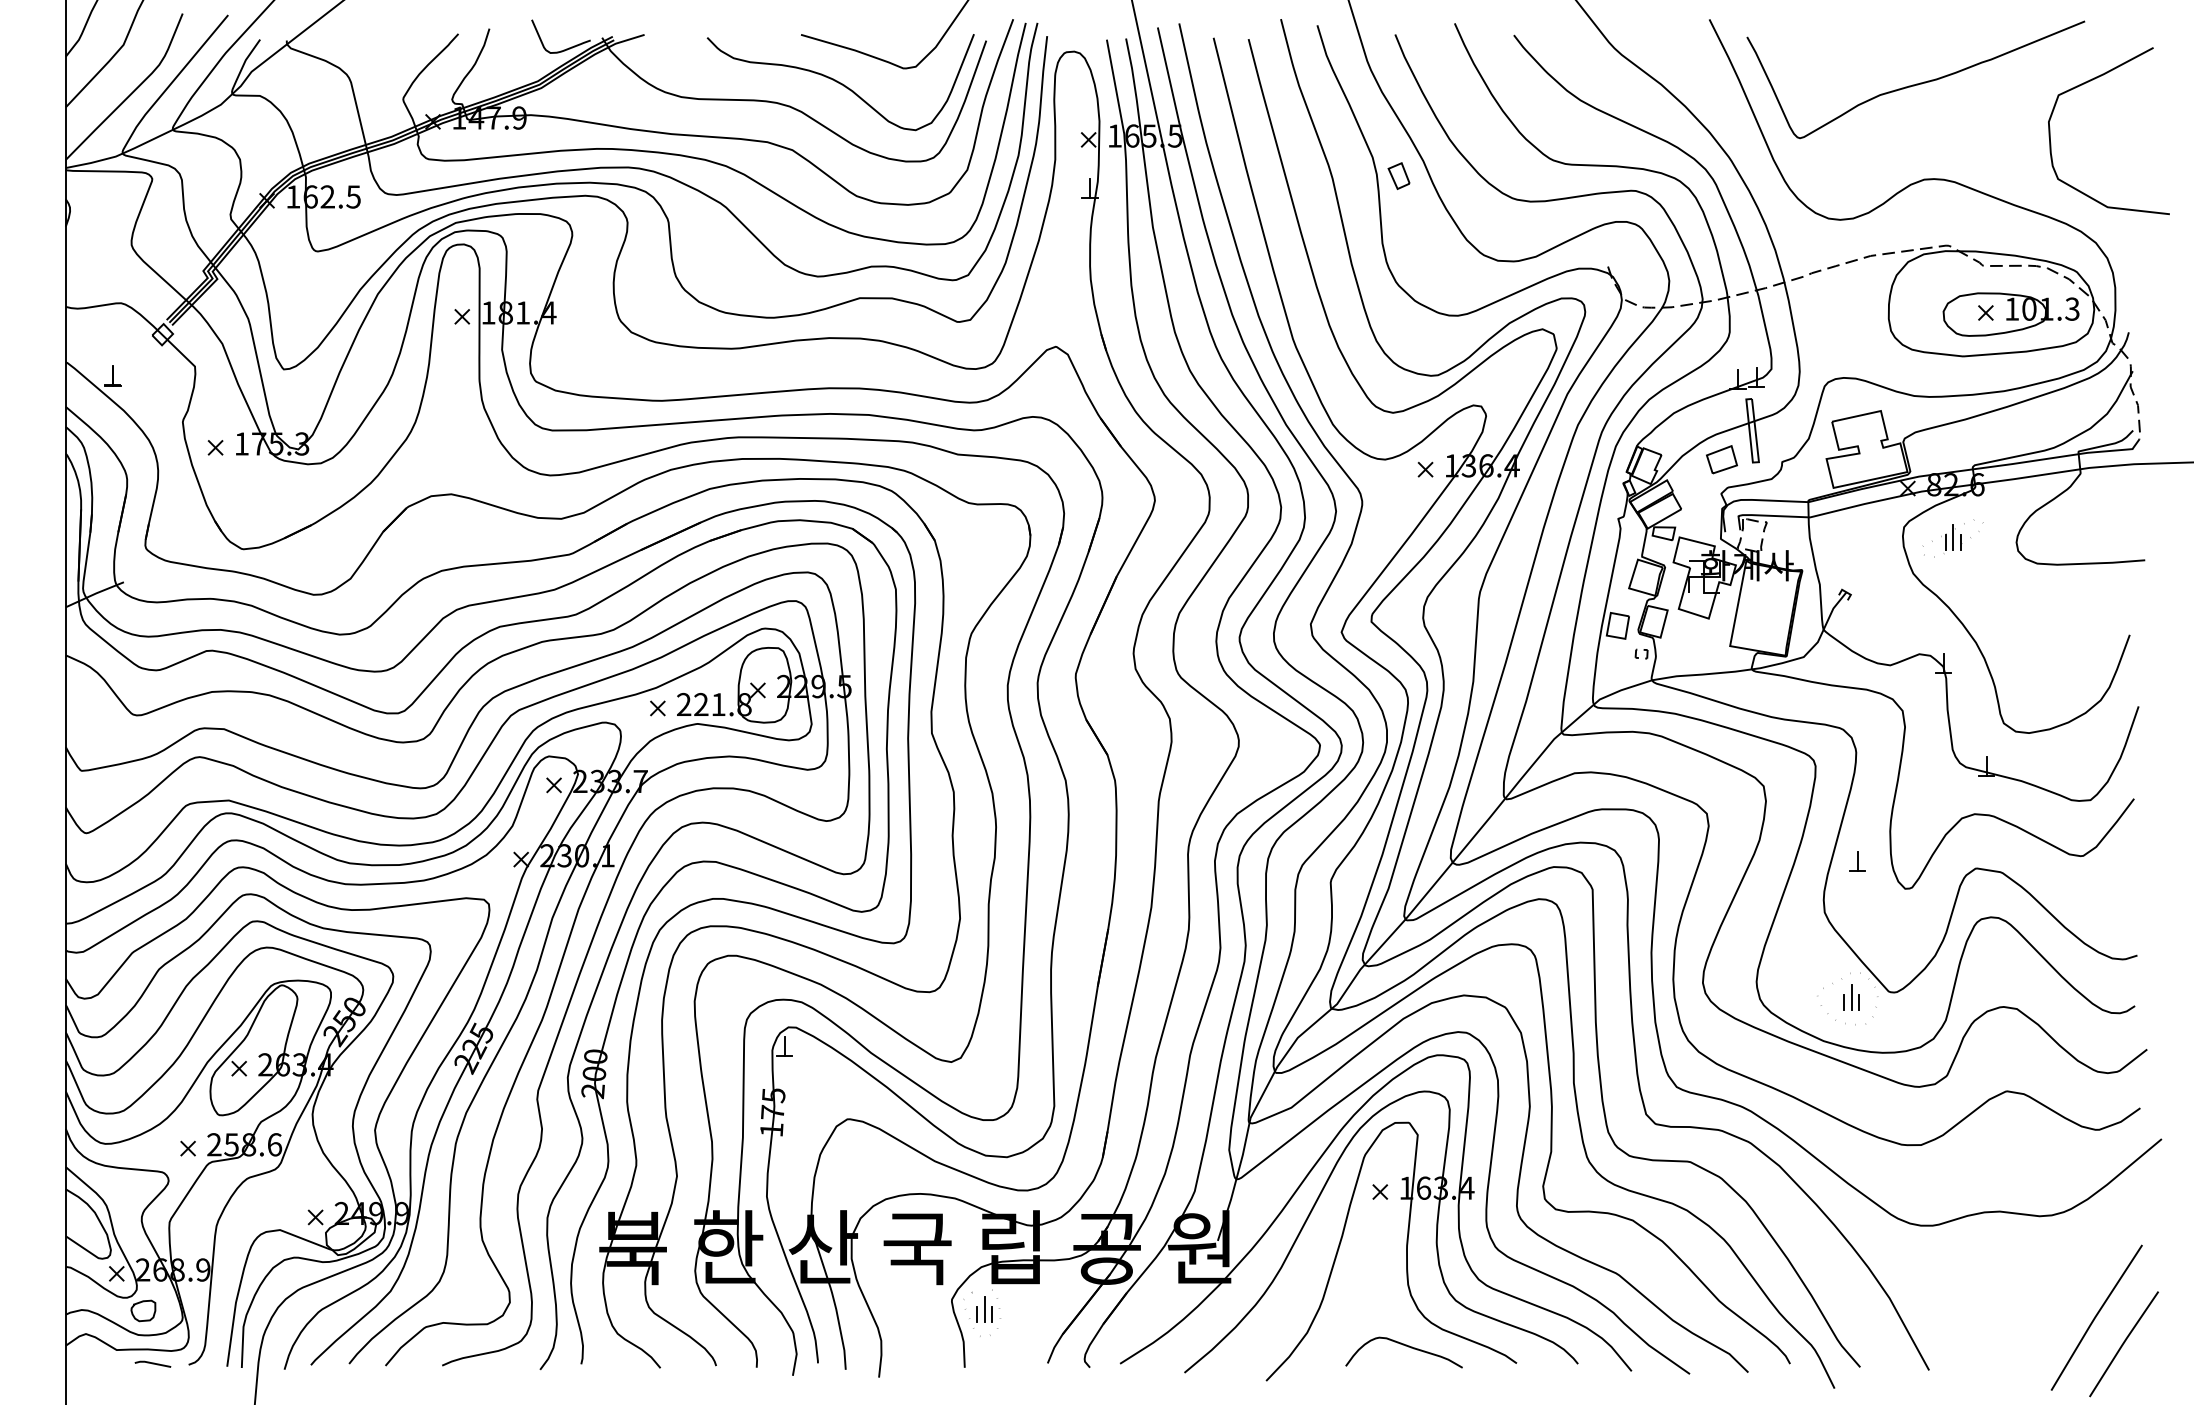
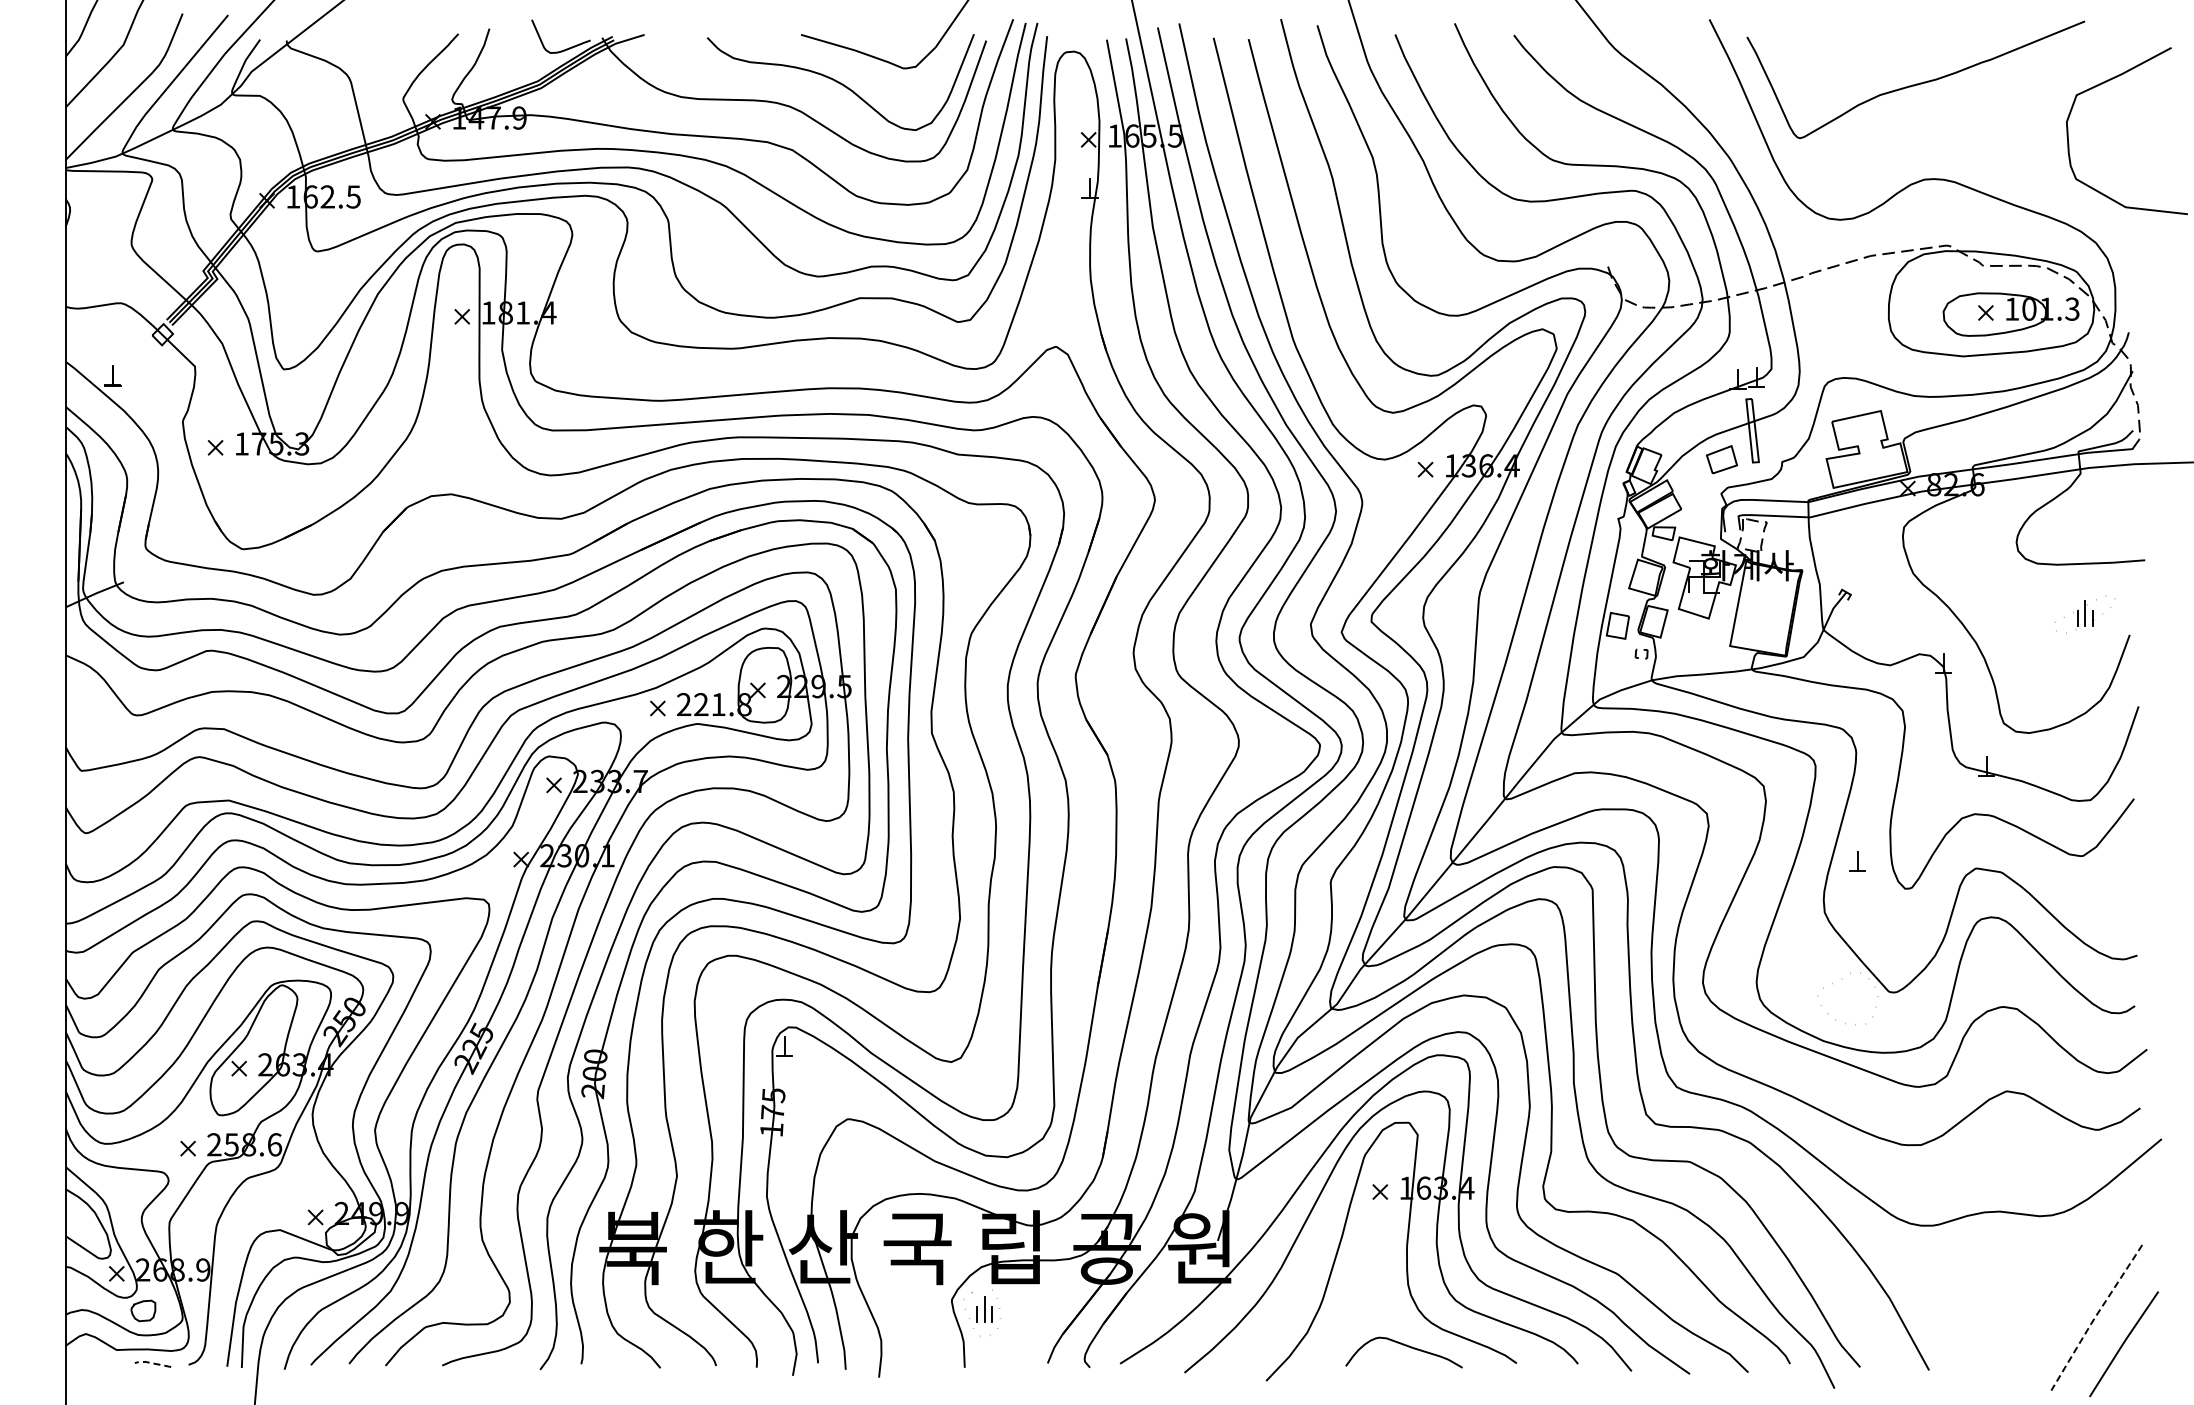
curve position: (2084, 84) -> (2102, 84) (2102, 84)
part: present -> none (1398, 175)
part position: (1952, 538) -> (2084, 614) (2084, 614)
part: present -> none (1851, 997)
line: solid -> dashed (2095, 1317)
line: solid -> dashed (151, 1363)
